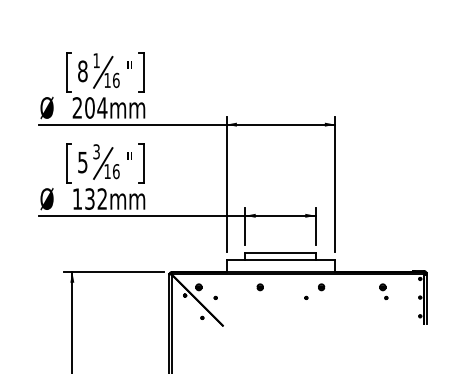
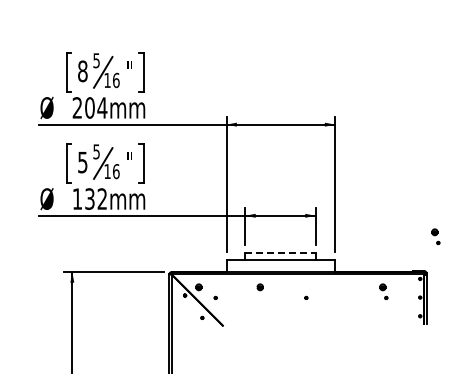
text: 1 -> 5 (96, 60)
text: 3 -> 5 (96, 151)
part: none -> present (435, 236)
line: solid -> dashed (281, 252)
part: present -> none (321, 287)
